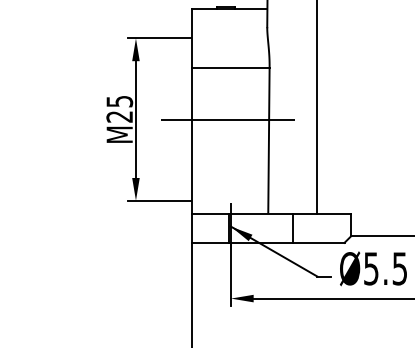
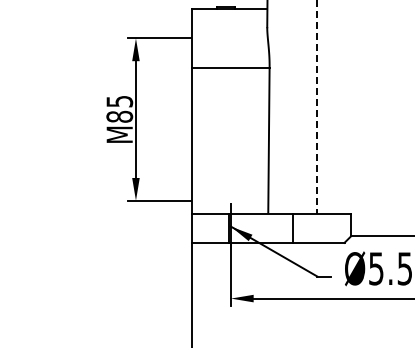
line: solid -> dashed (316, 107)
text: M25 -> M85 (119, 116)
line: present -> none (227, 119)
text position: (373, 268) -> (378, 268) (378, 268)
